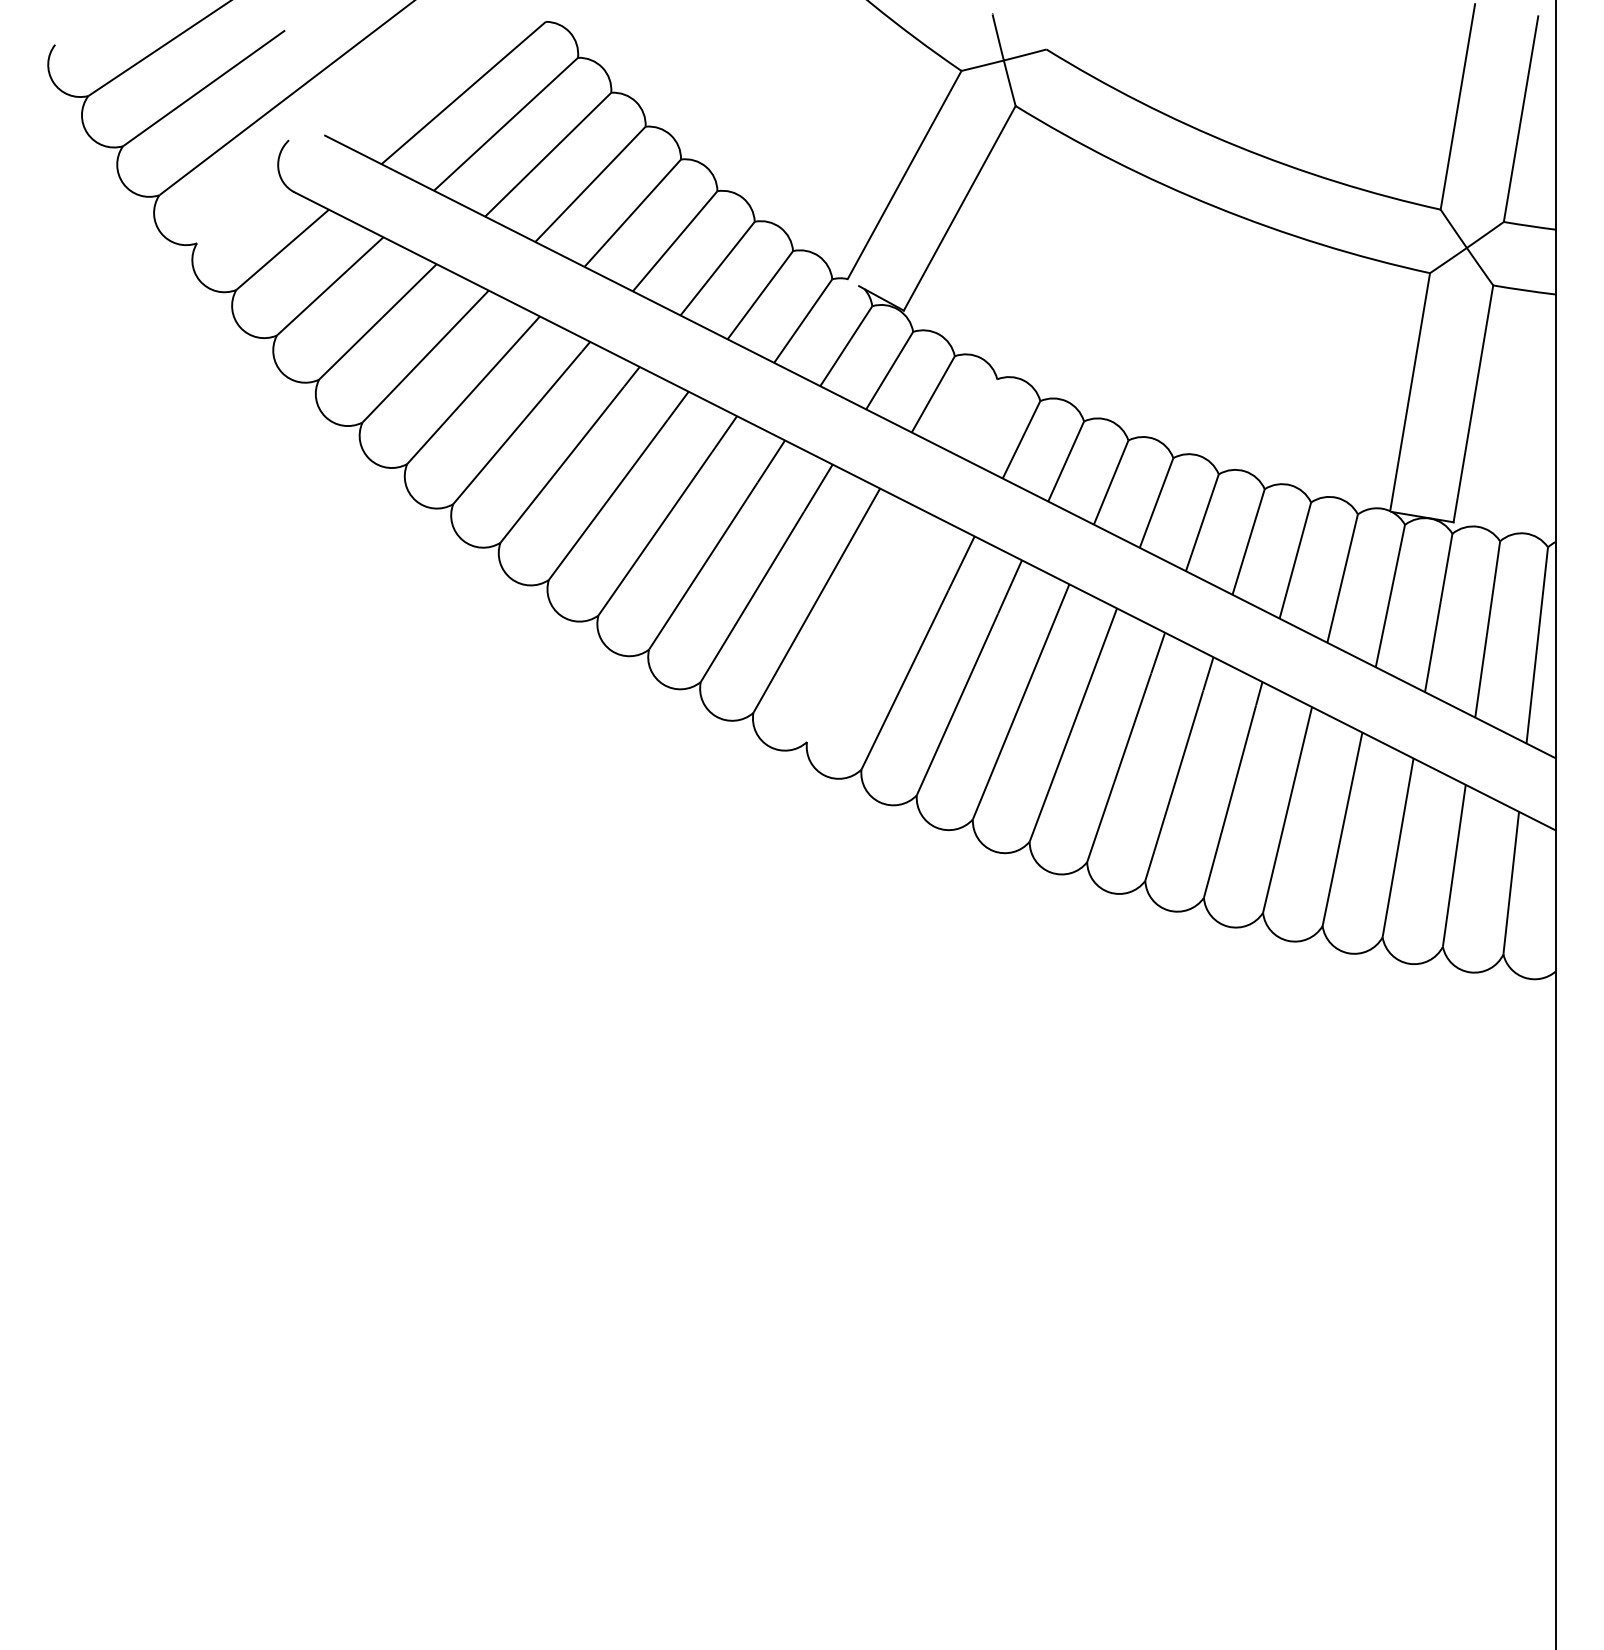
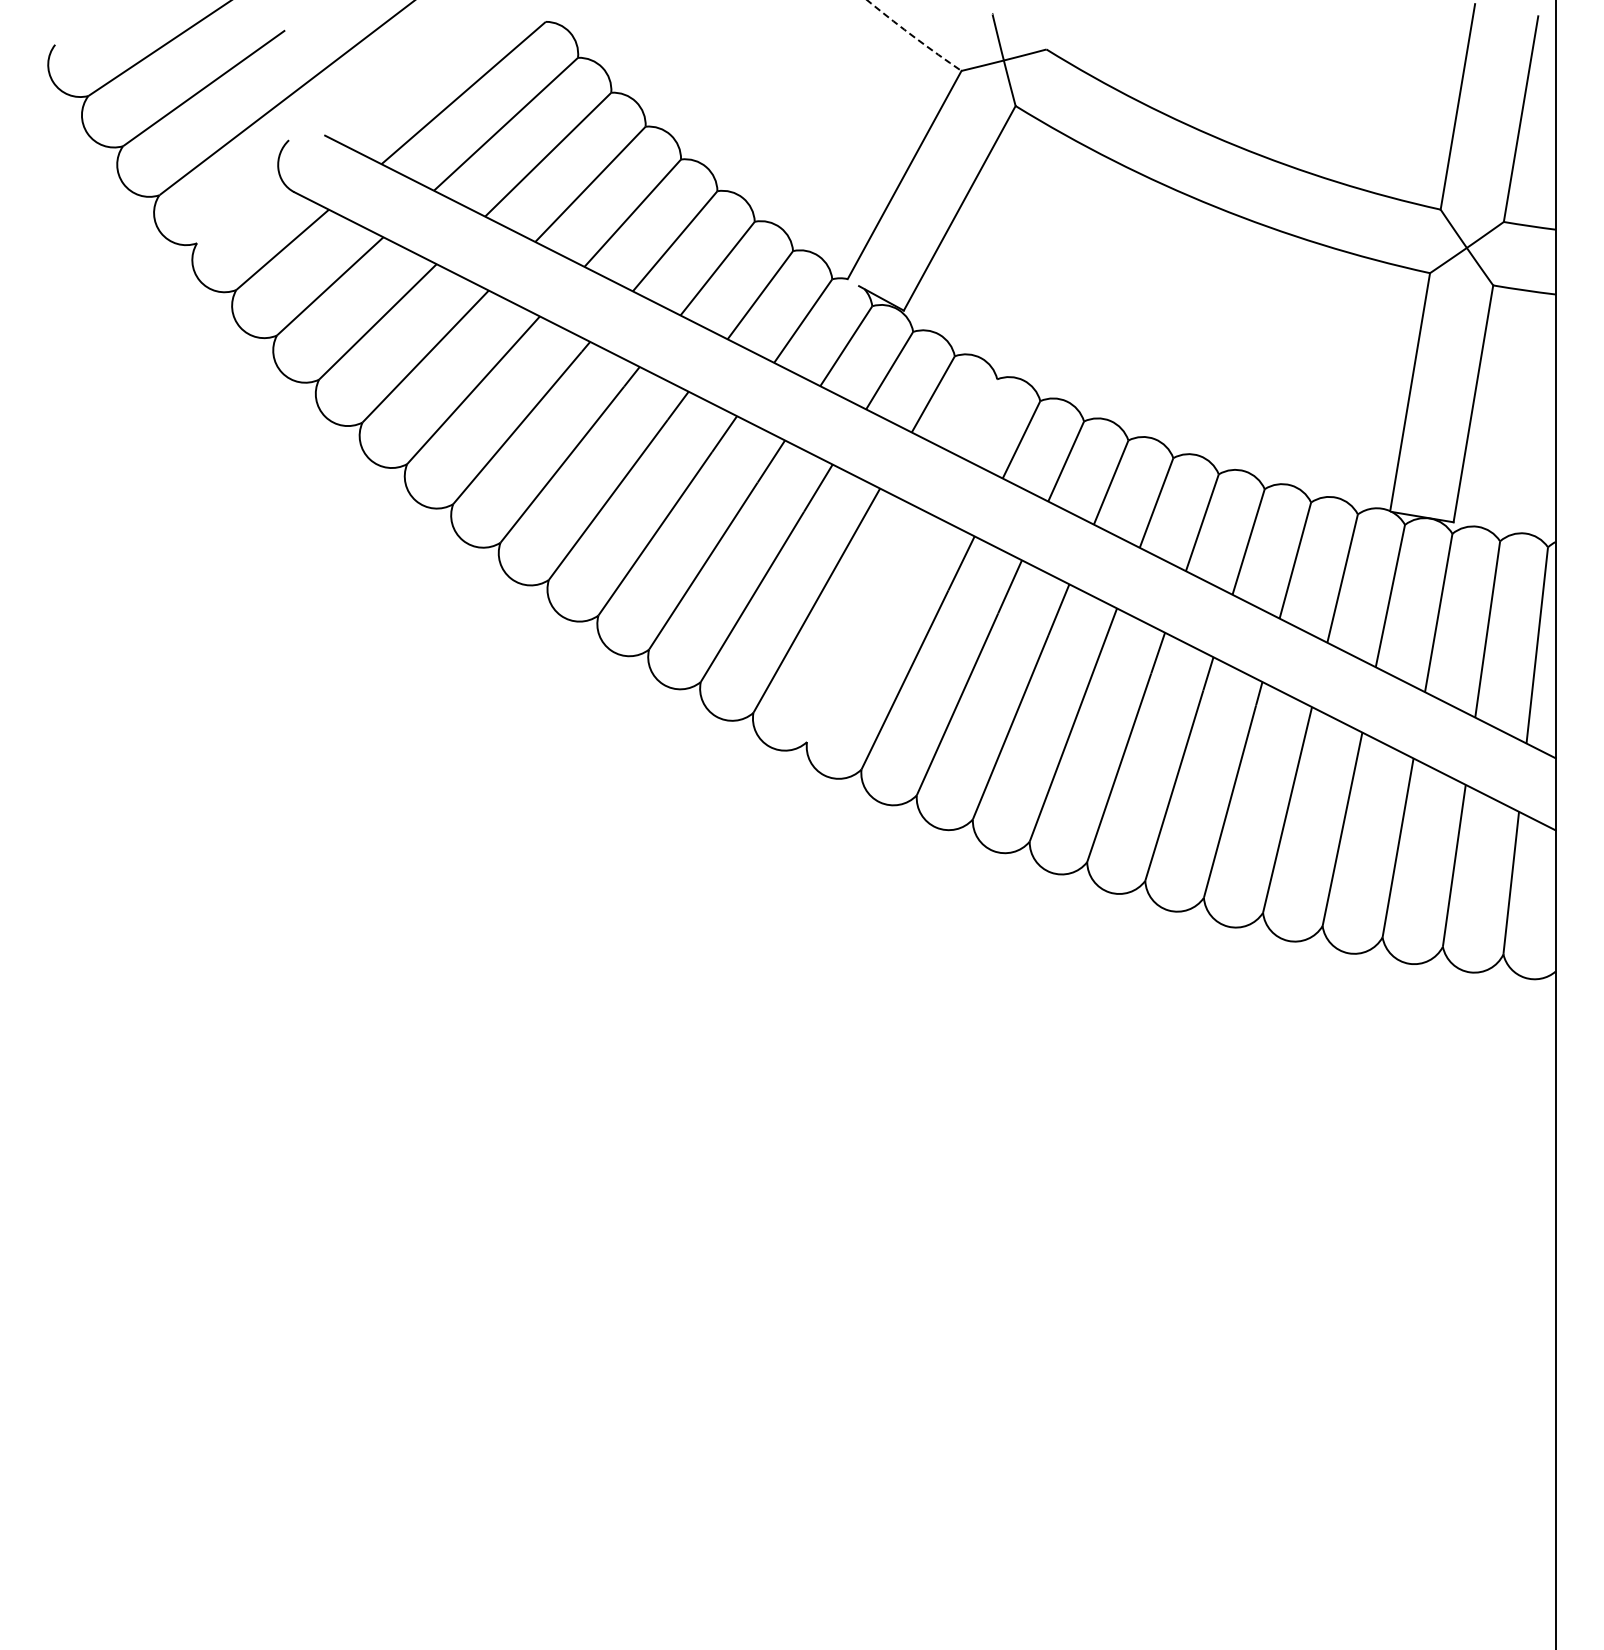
arc: solid -> dashed (913, 36)
